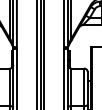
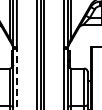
line: solid -> dashed (17, 78)
